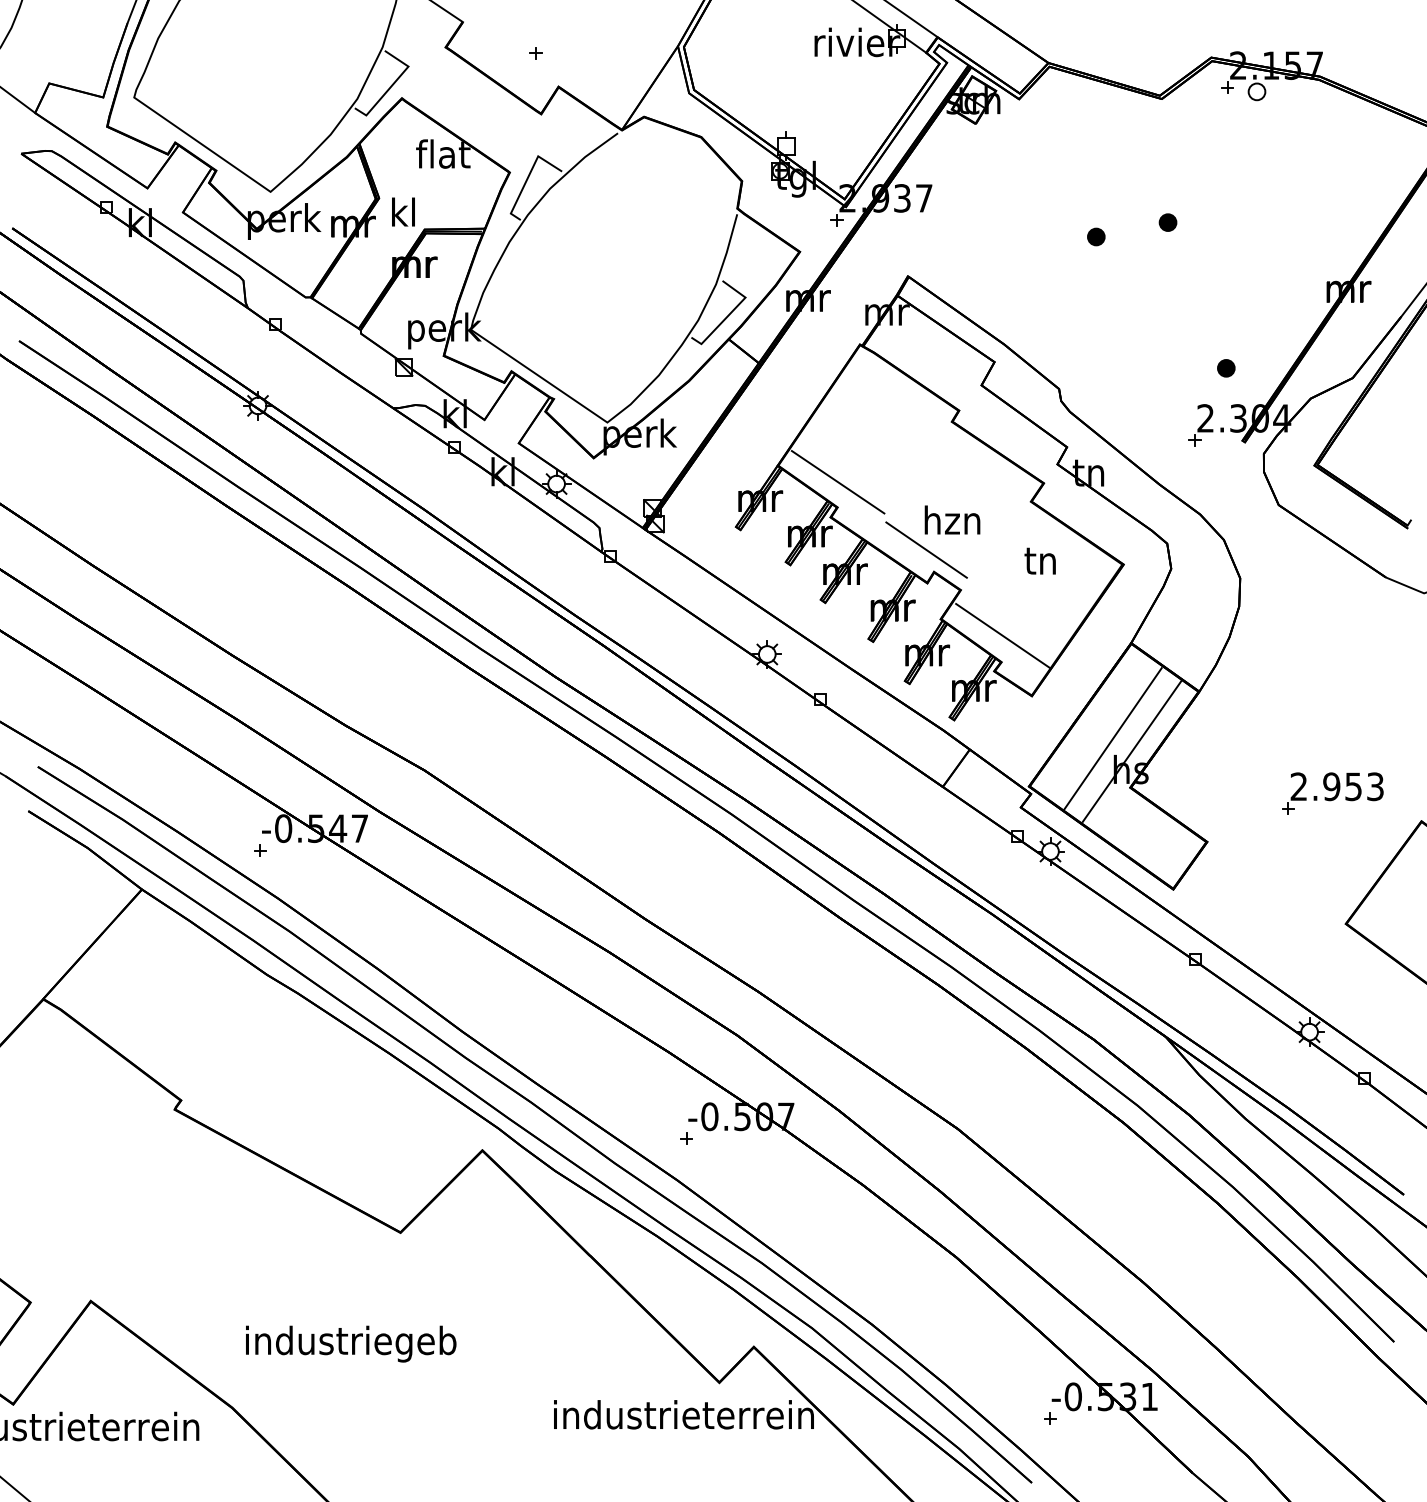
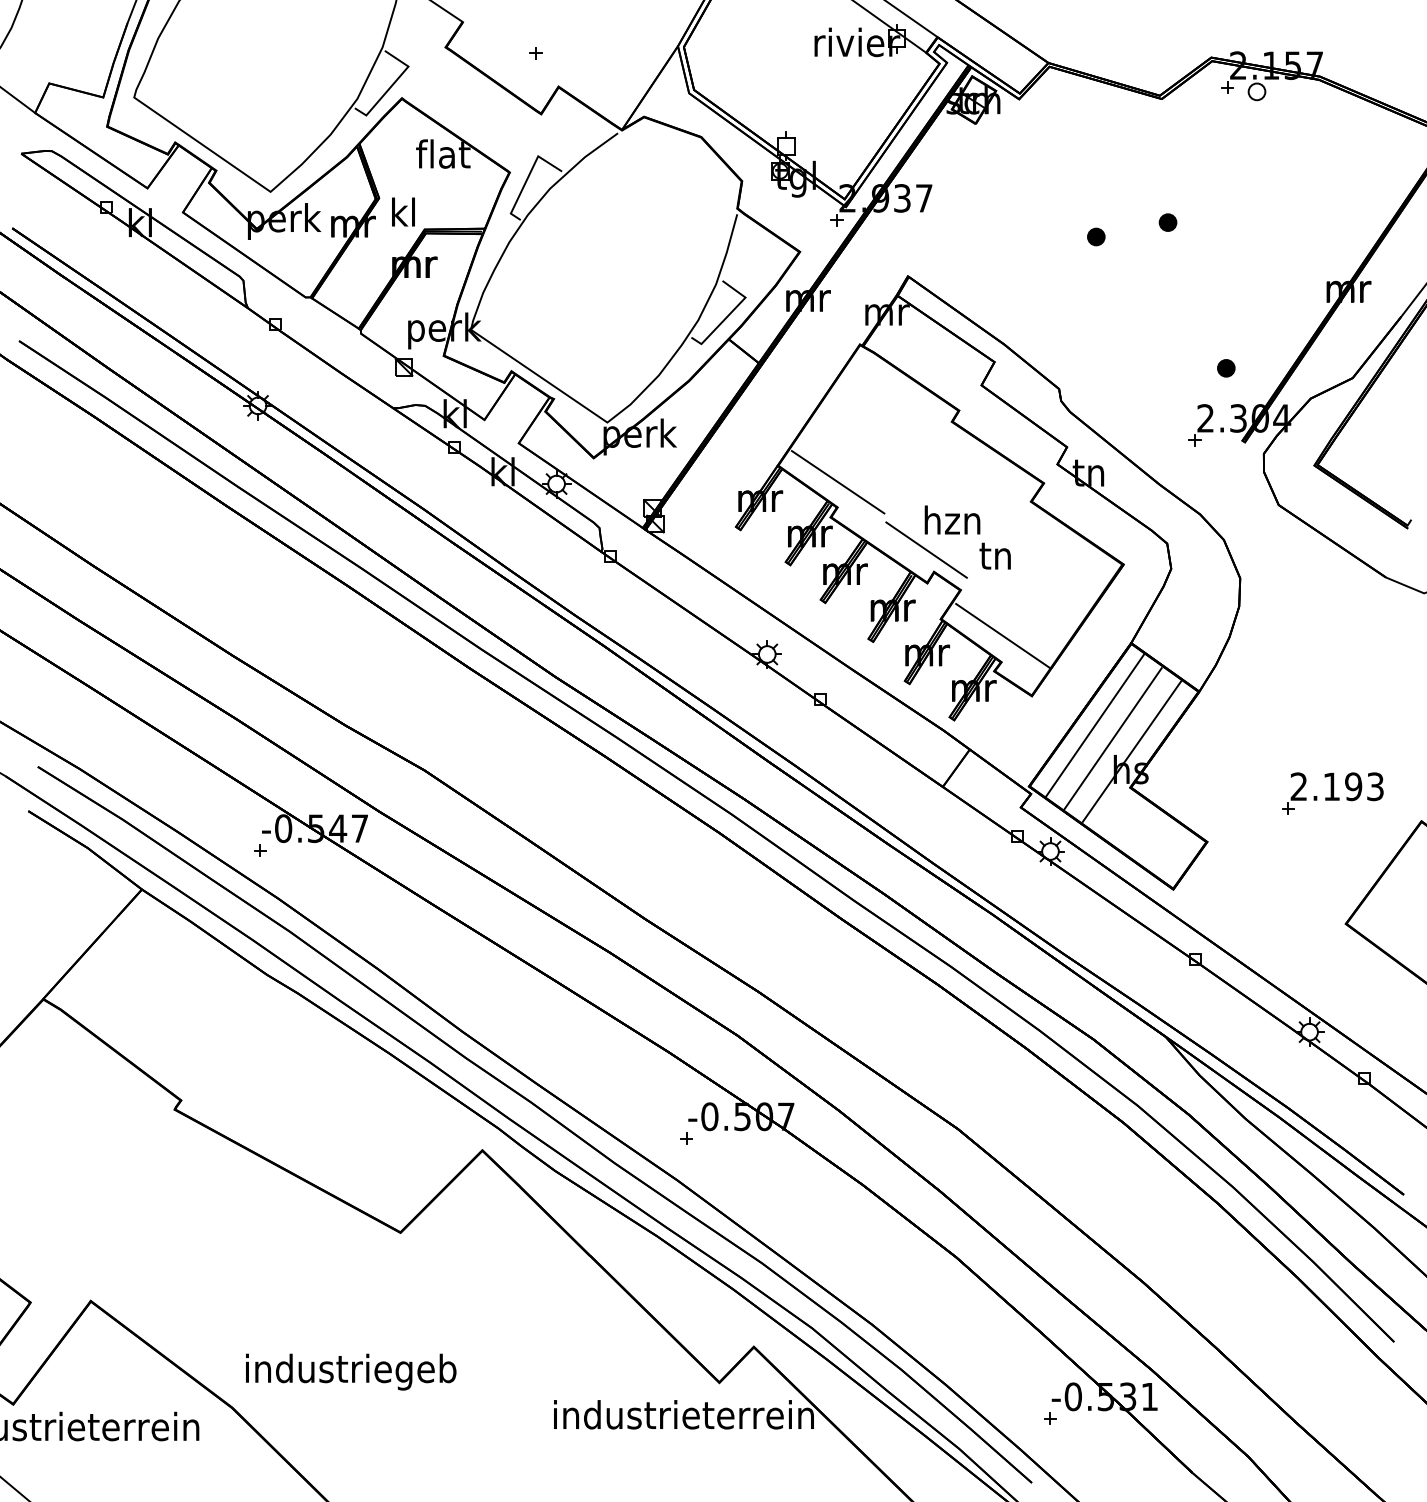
text position: (1039, 560) -> (994, 555) (994, 555)
line: none -> present (1094, 725)
text: 2.953 -> 2.193 (1342, 786)
text position: (351, 1343) -> (351, 1371) (351, 1371)
